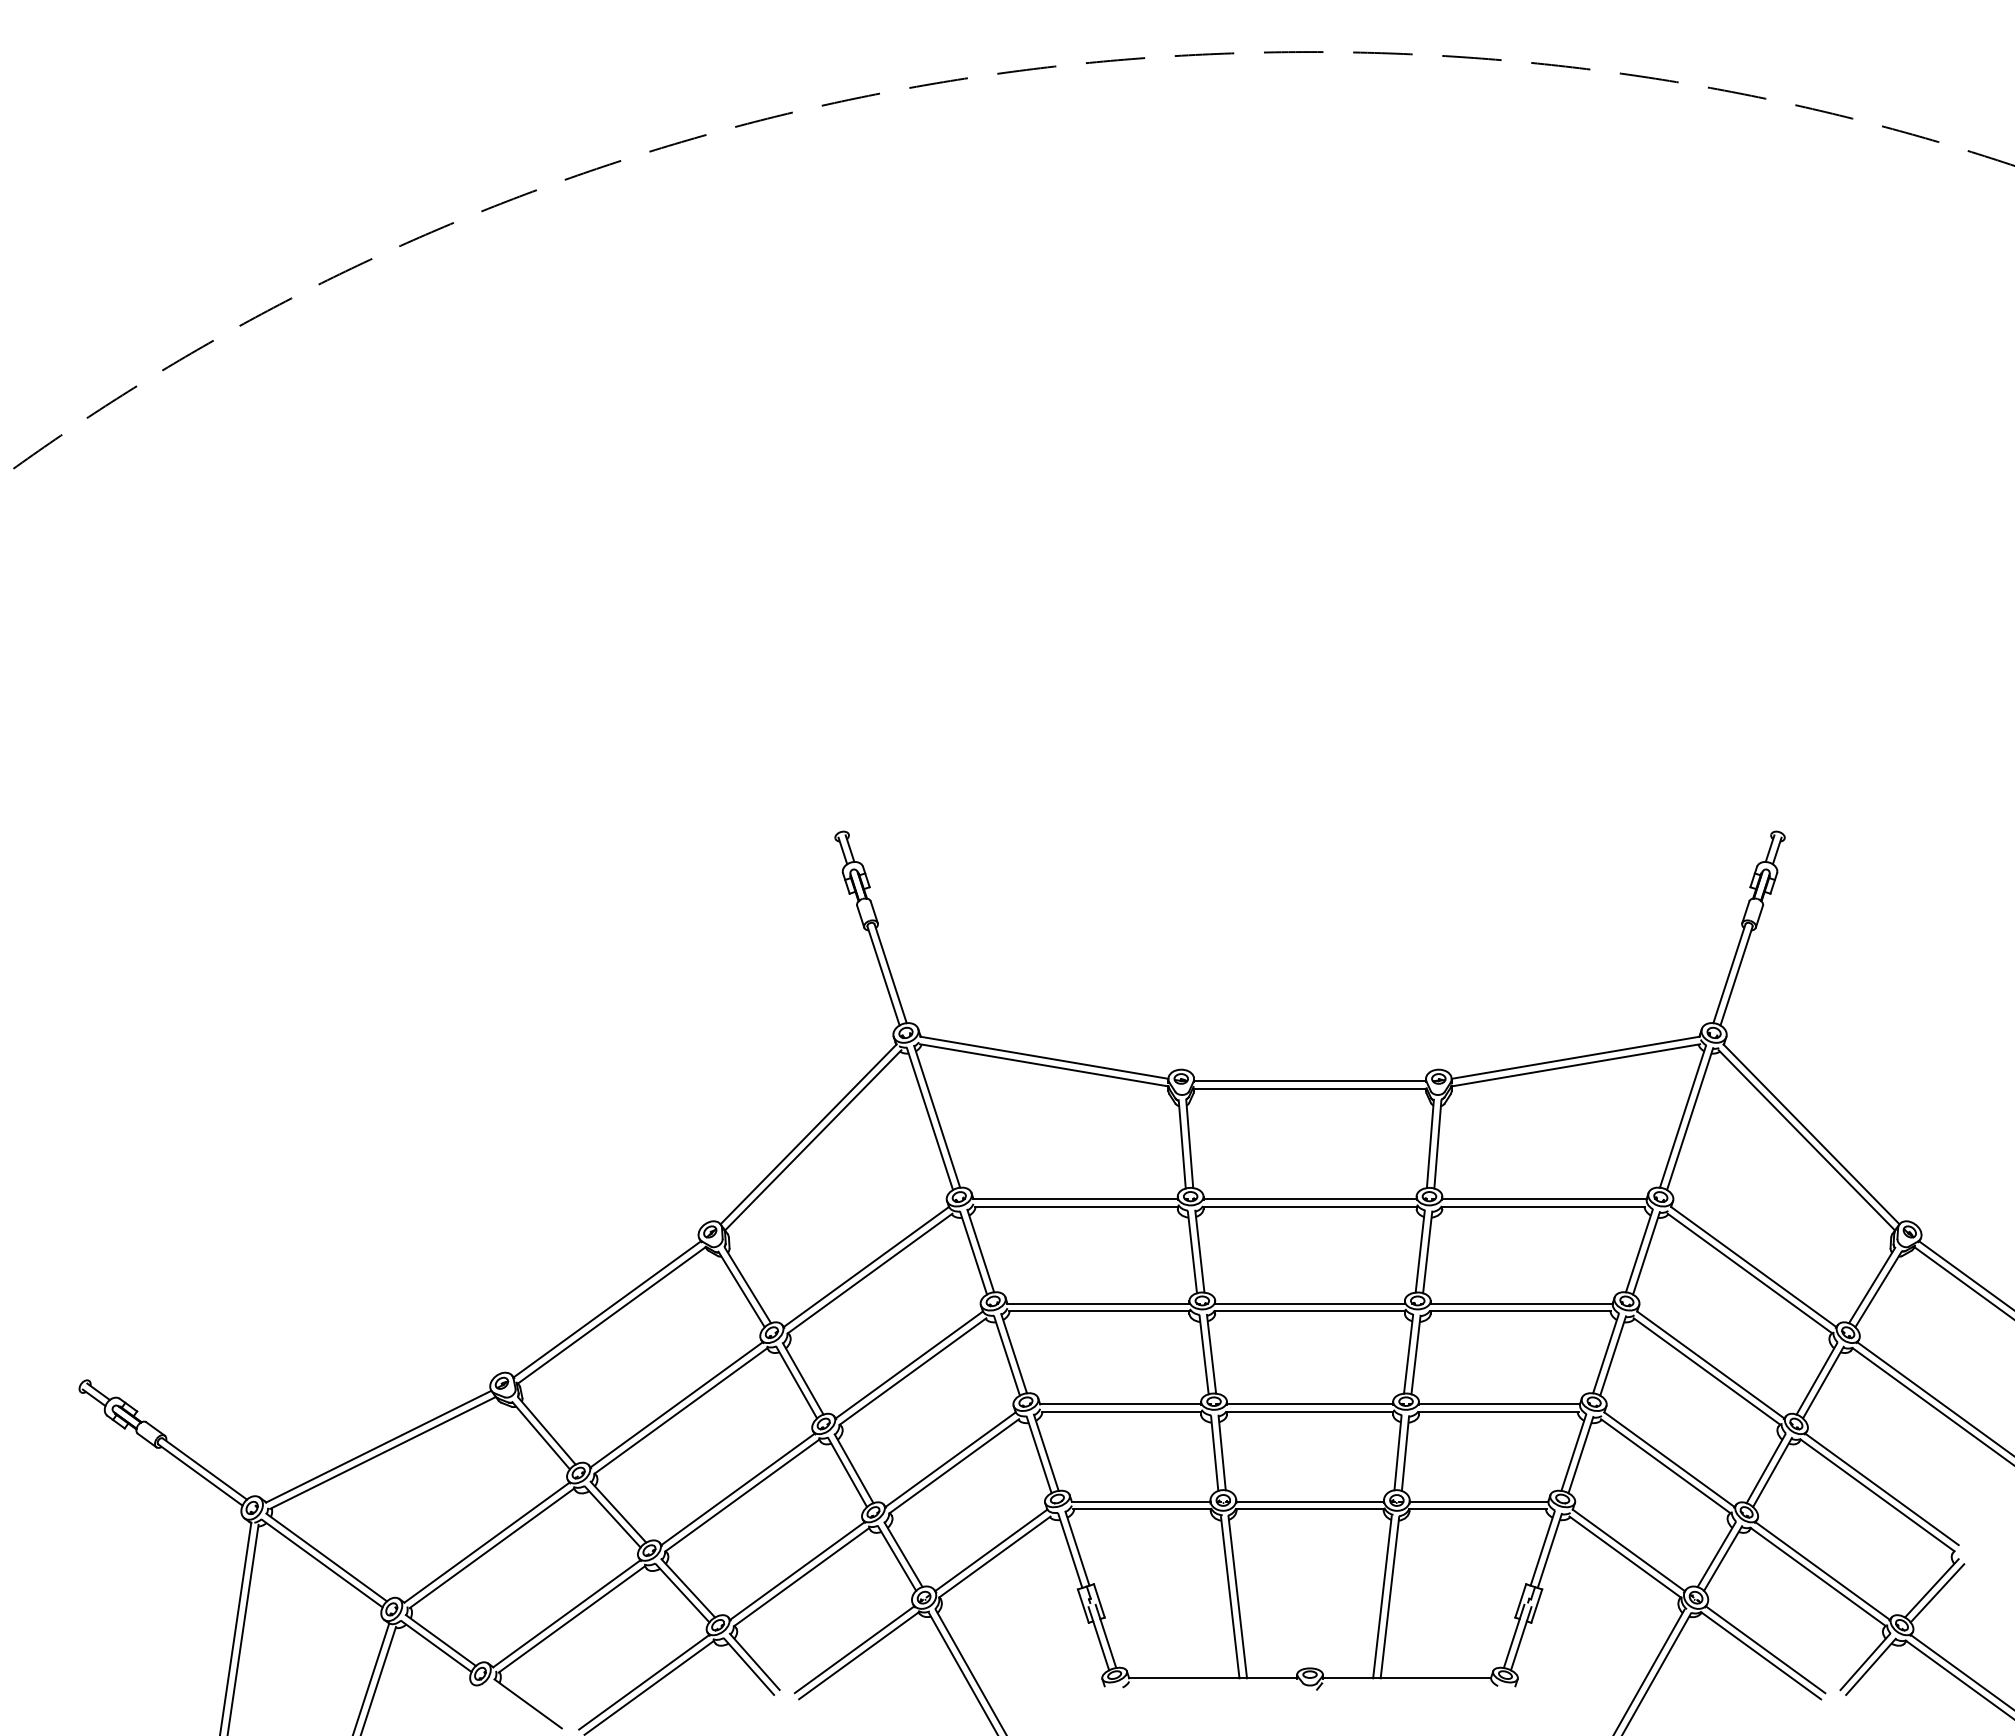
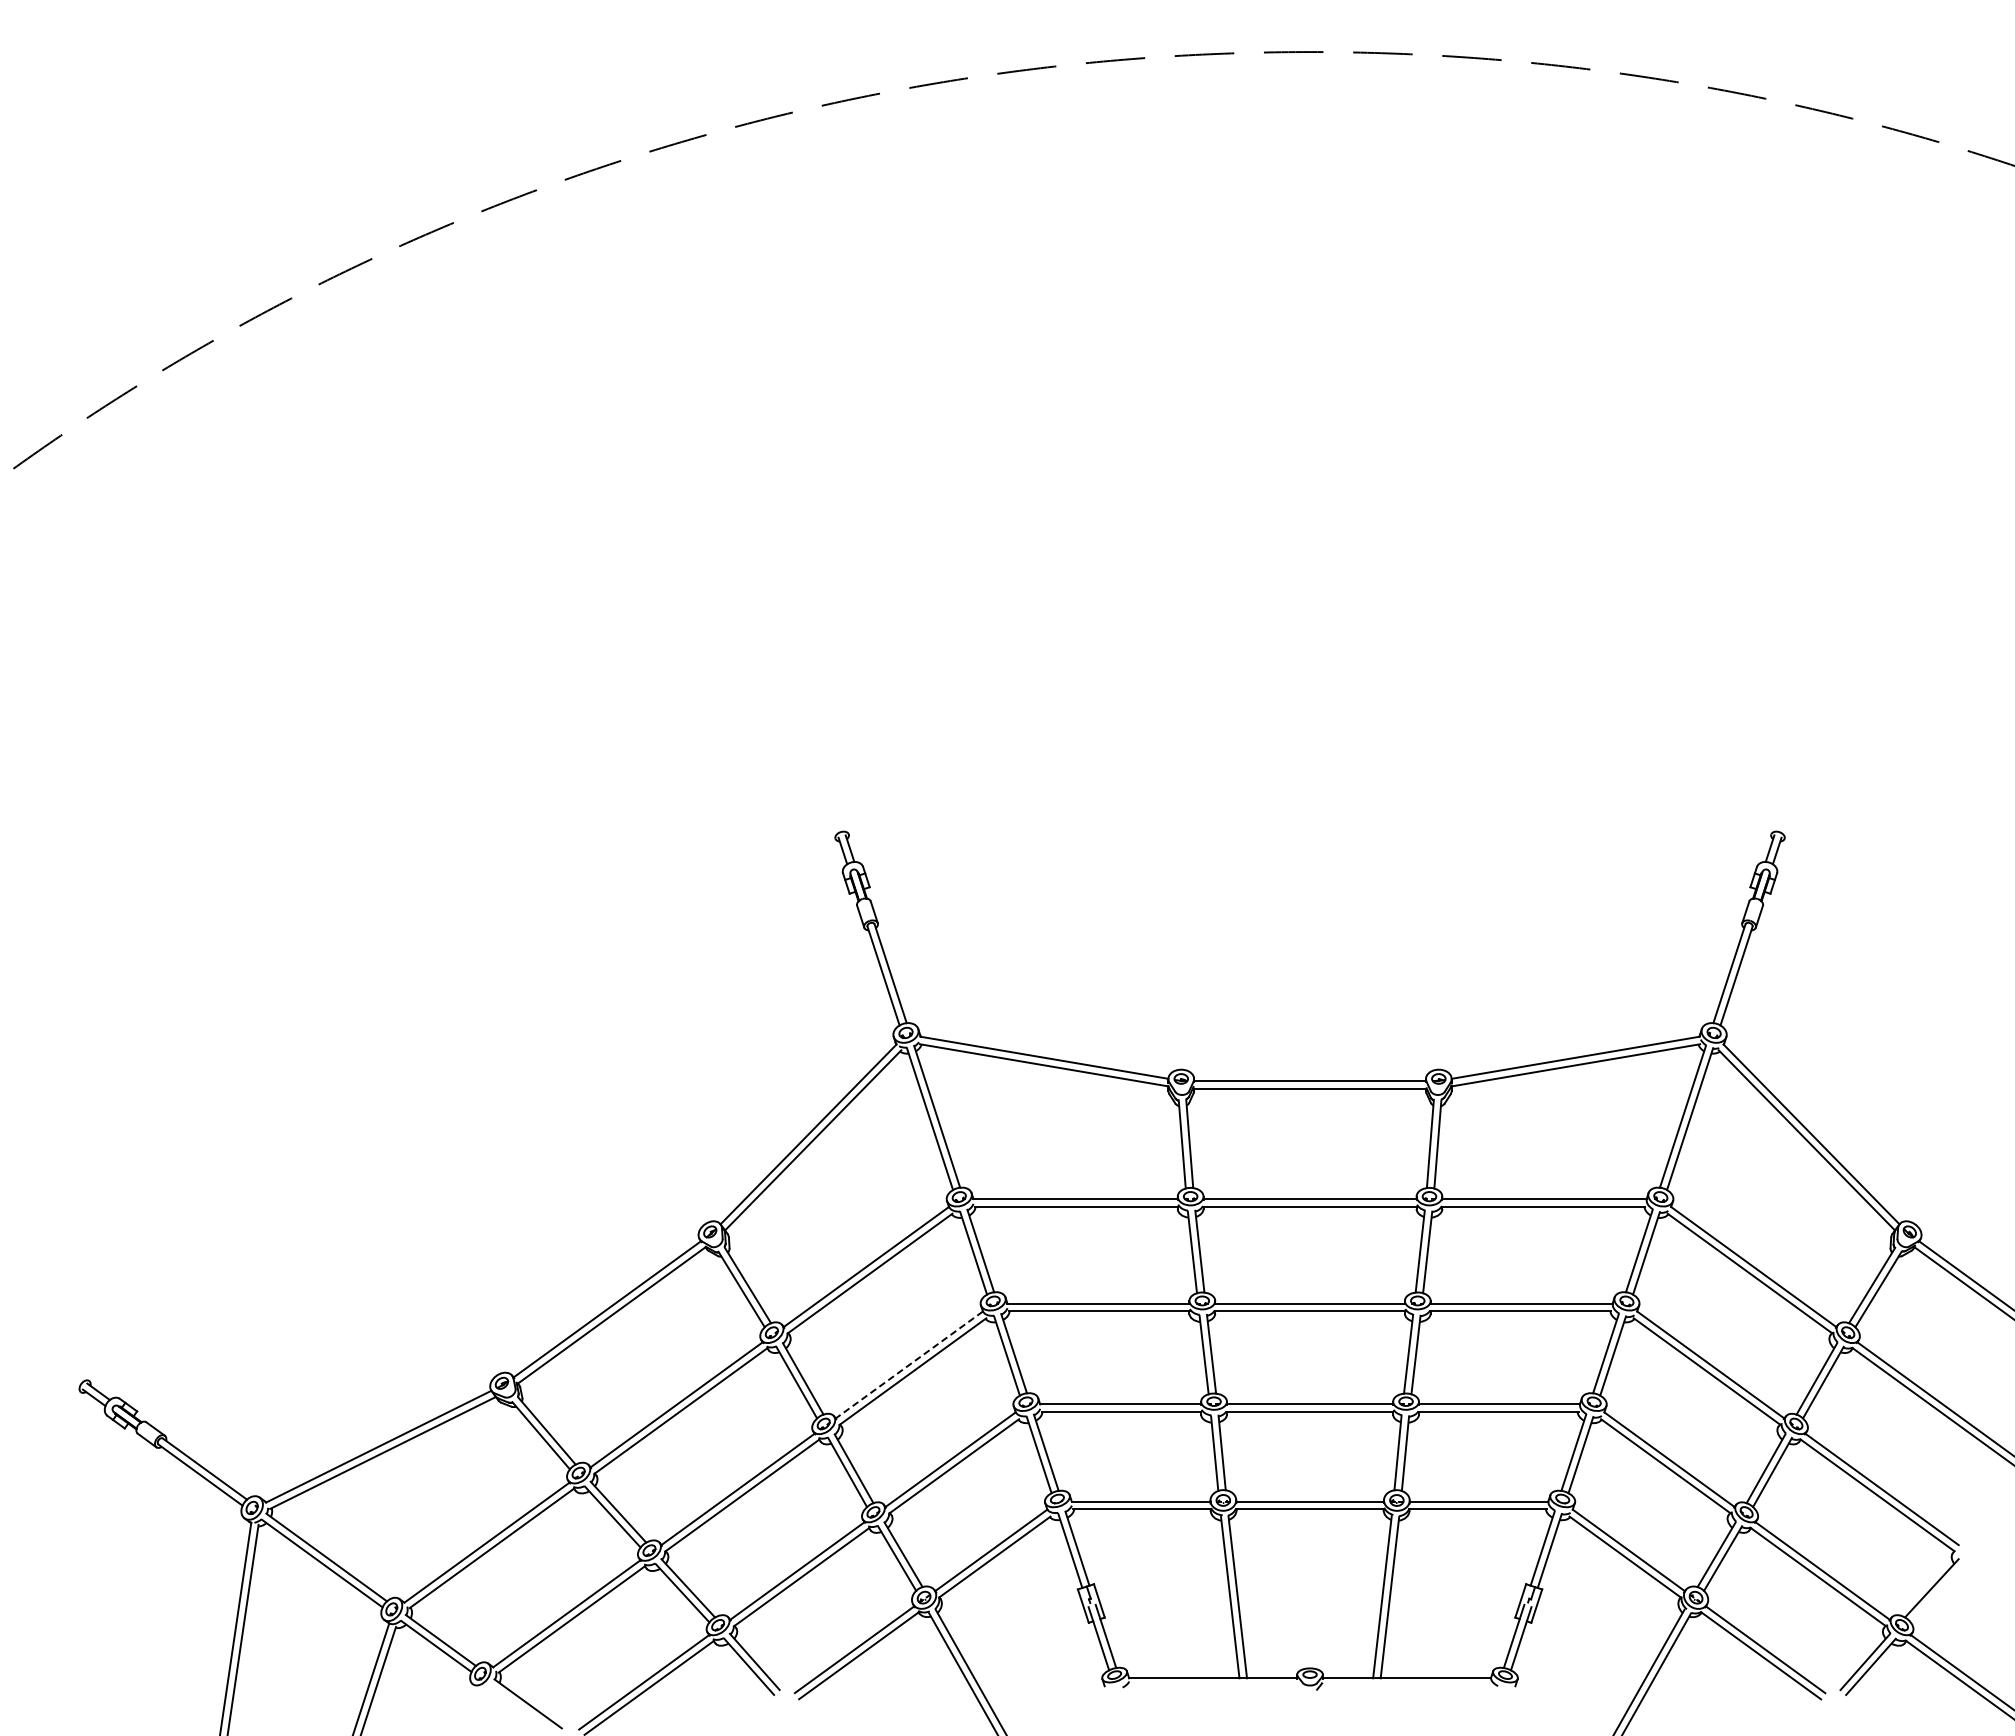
line: solid -> dashed (909, 1365)
line: present -> none (1937, 1593)
